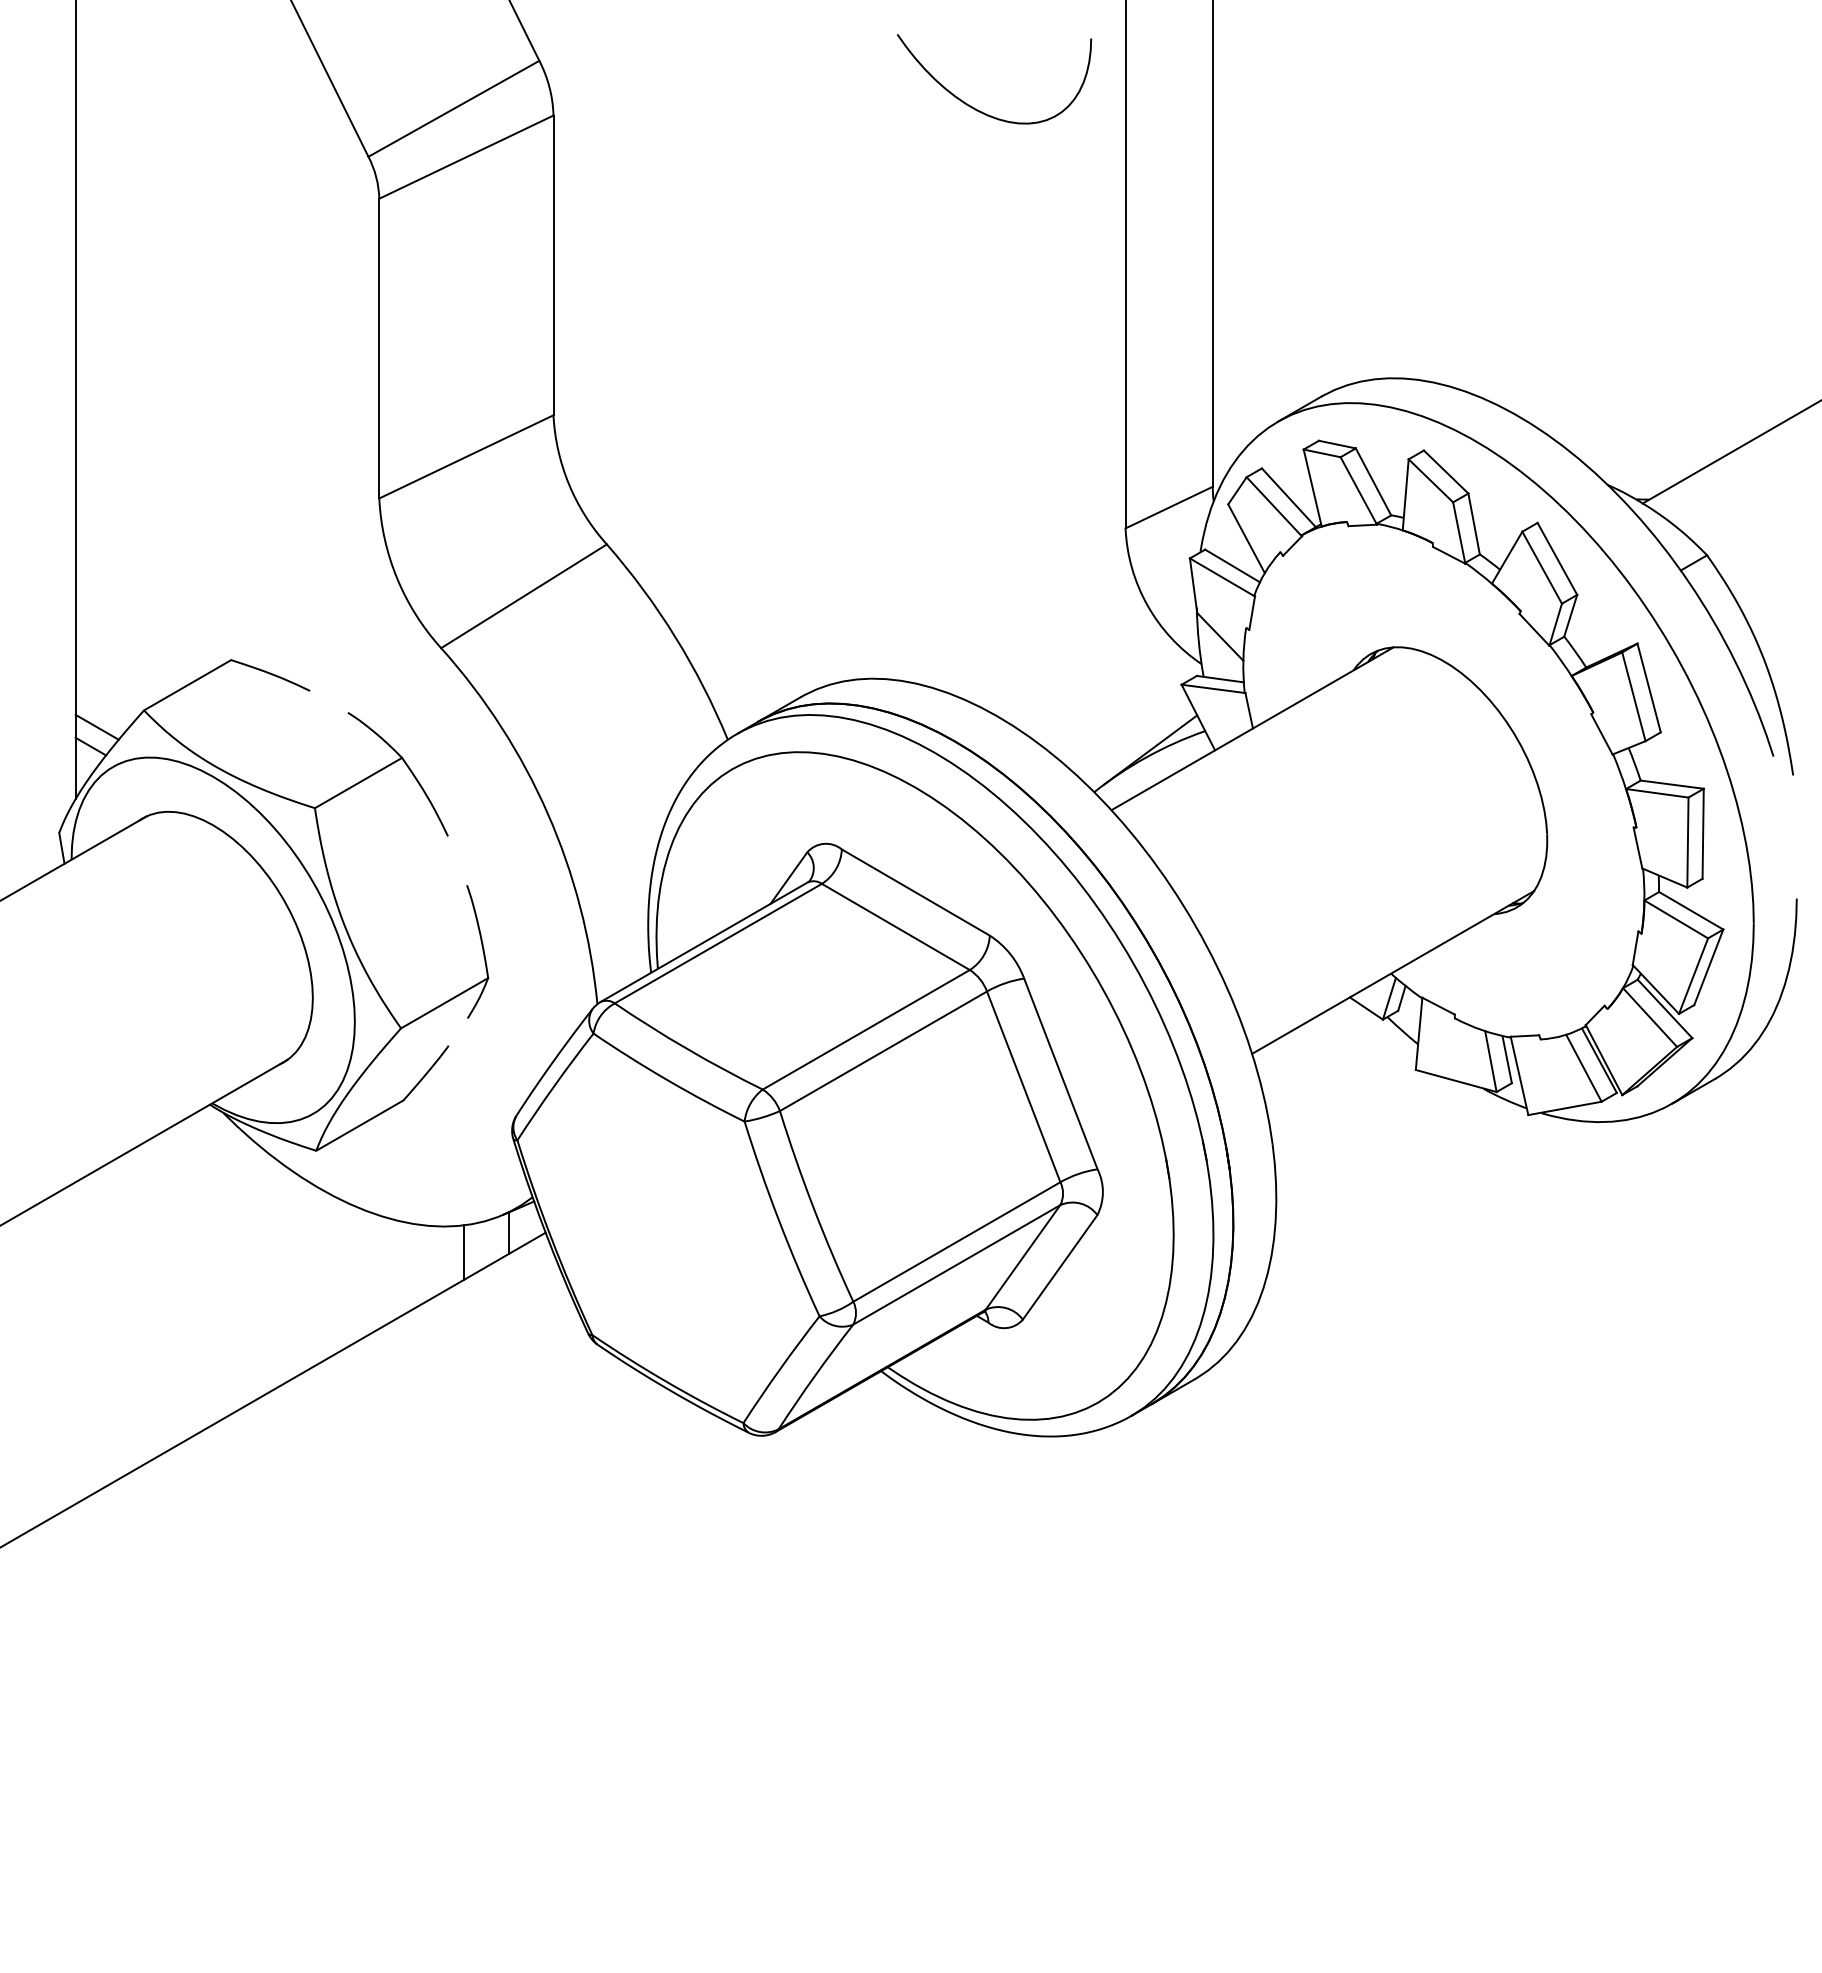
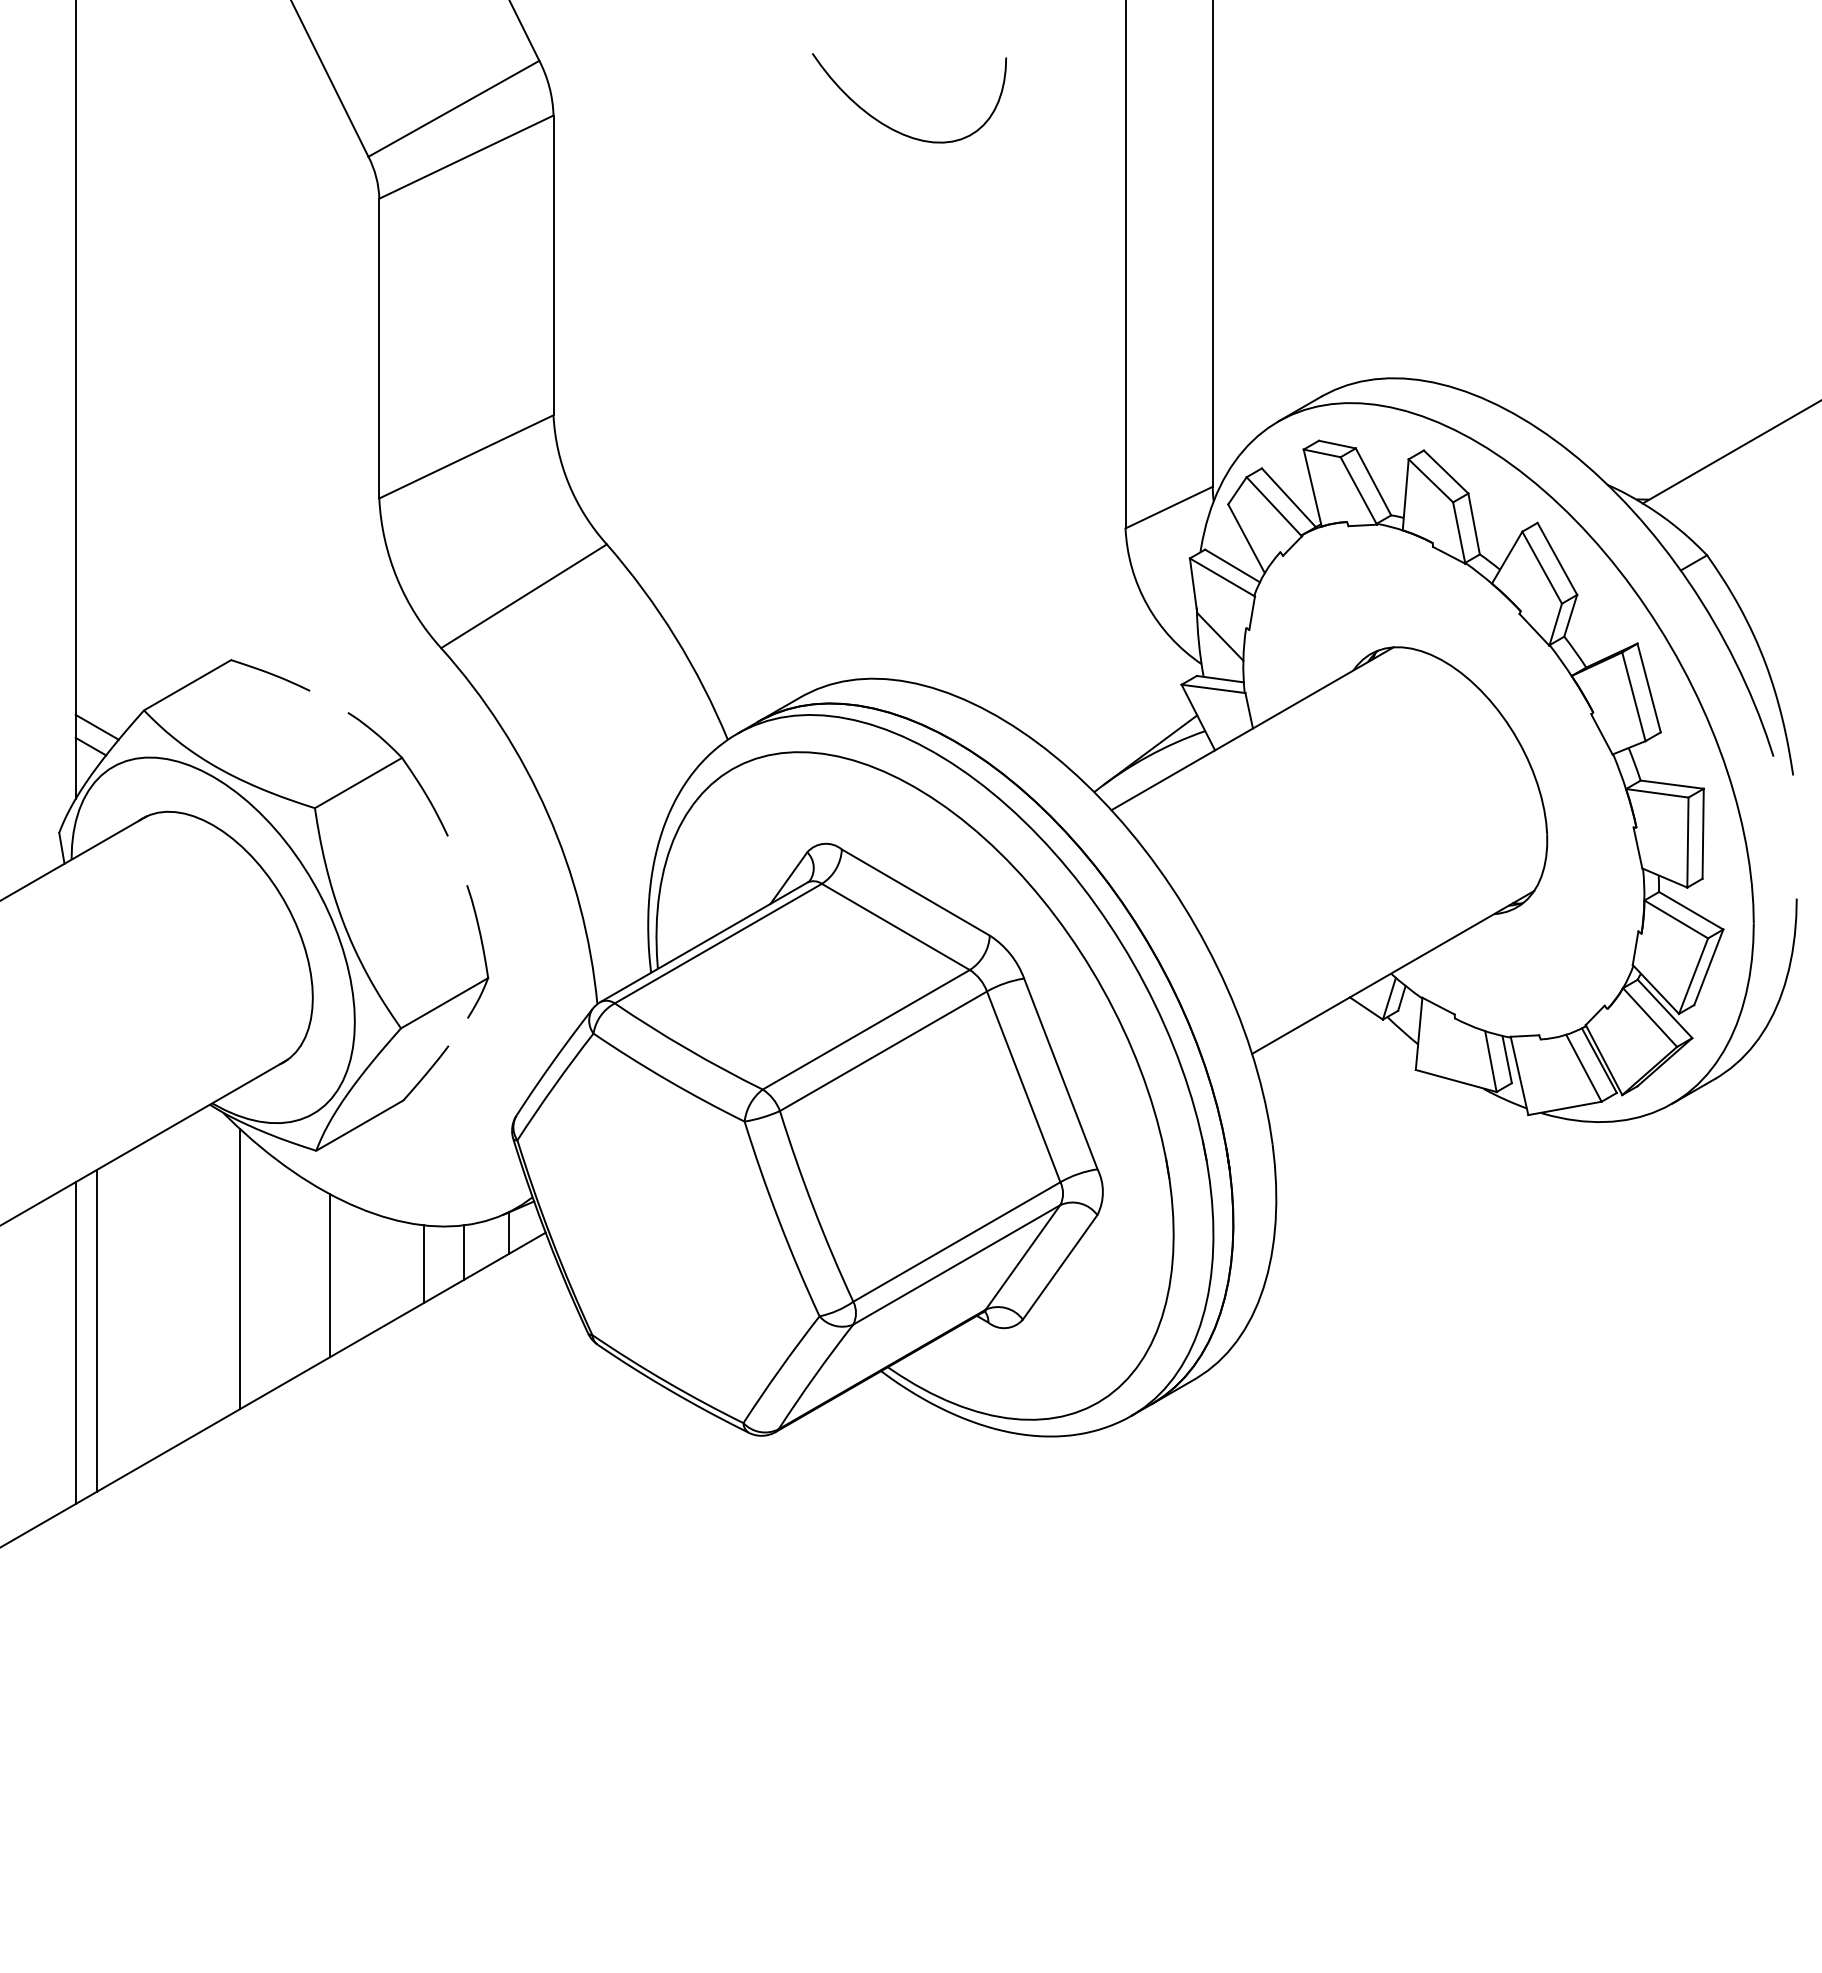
curve position: (980, 110) -> (895, 129) (895, 129)
line: none -> present (423, 1264)
line: none -> present (240, 1269)
line: none -> present (329, 1275)
line: none -> present (96, 1330)
line: none -> present (75, 1343)
